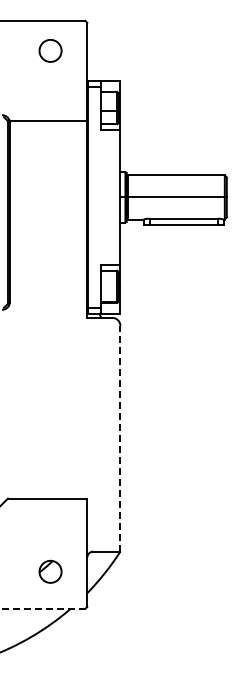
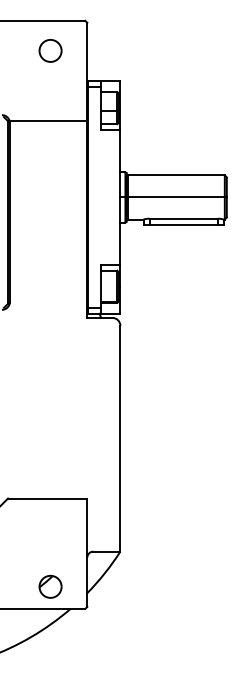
line: dashed -> solid (120, 438)
part position: (50, 571) -> (50, 586) (50, 586)
line: dashed -> solid (43, 608)
